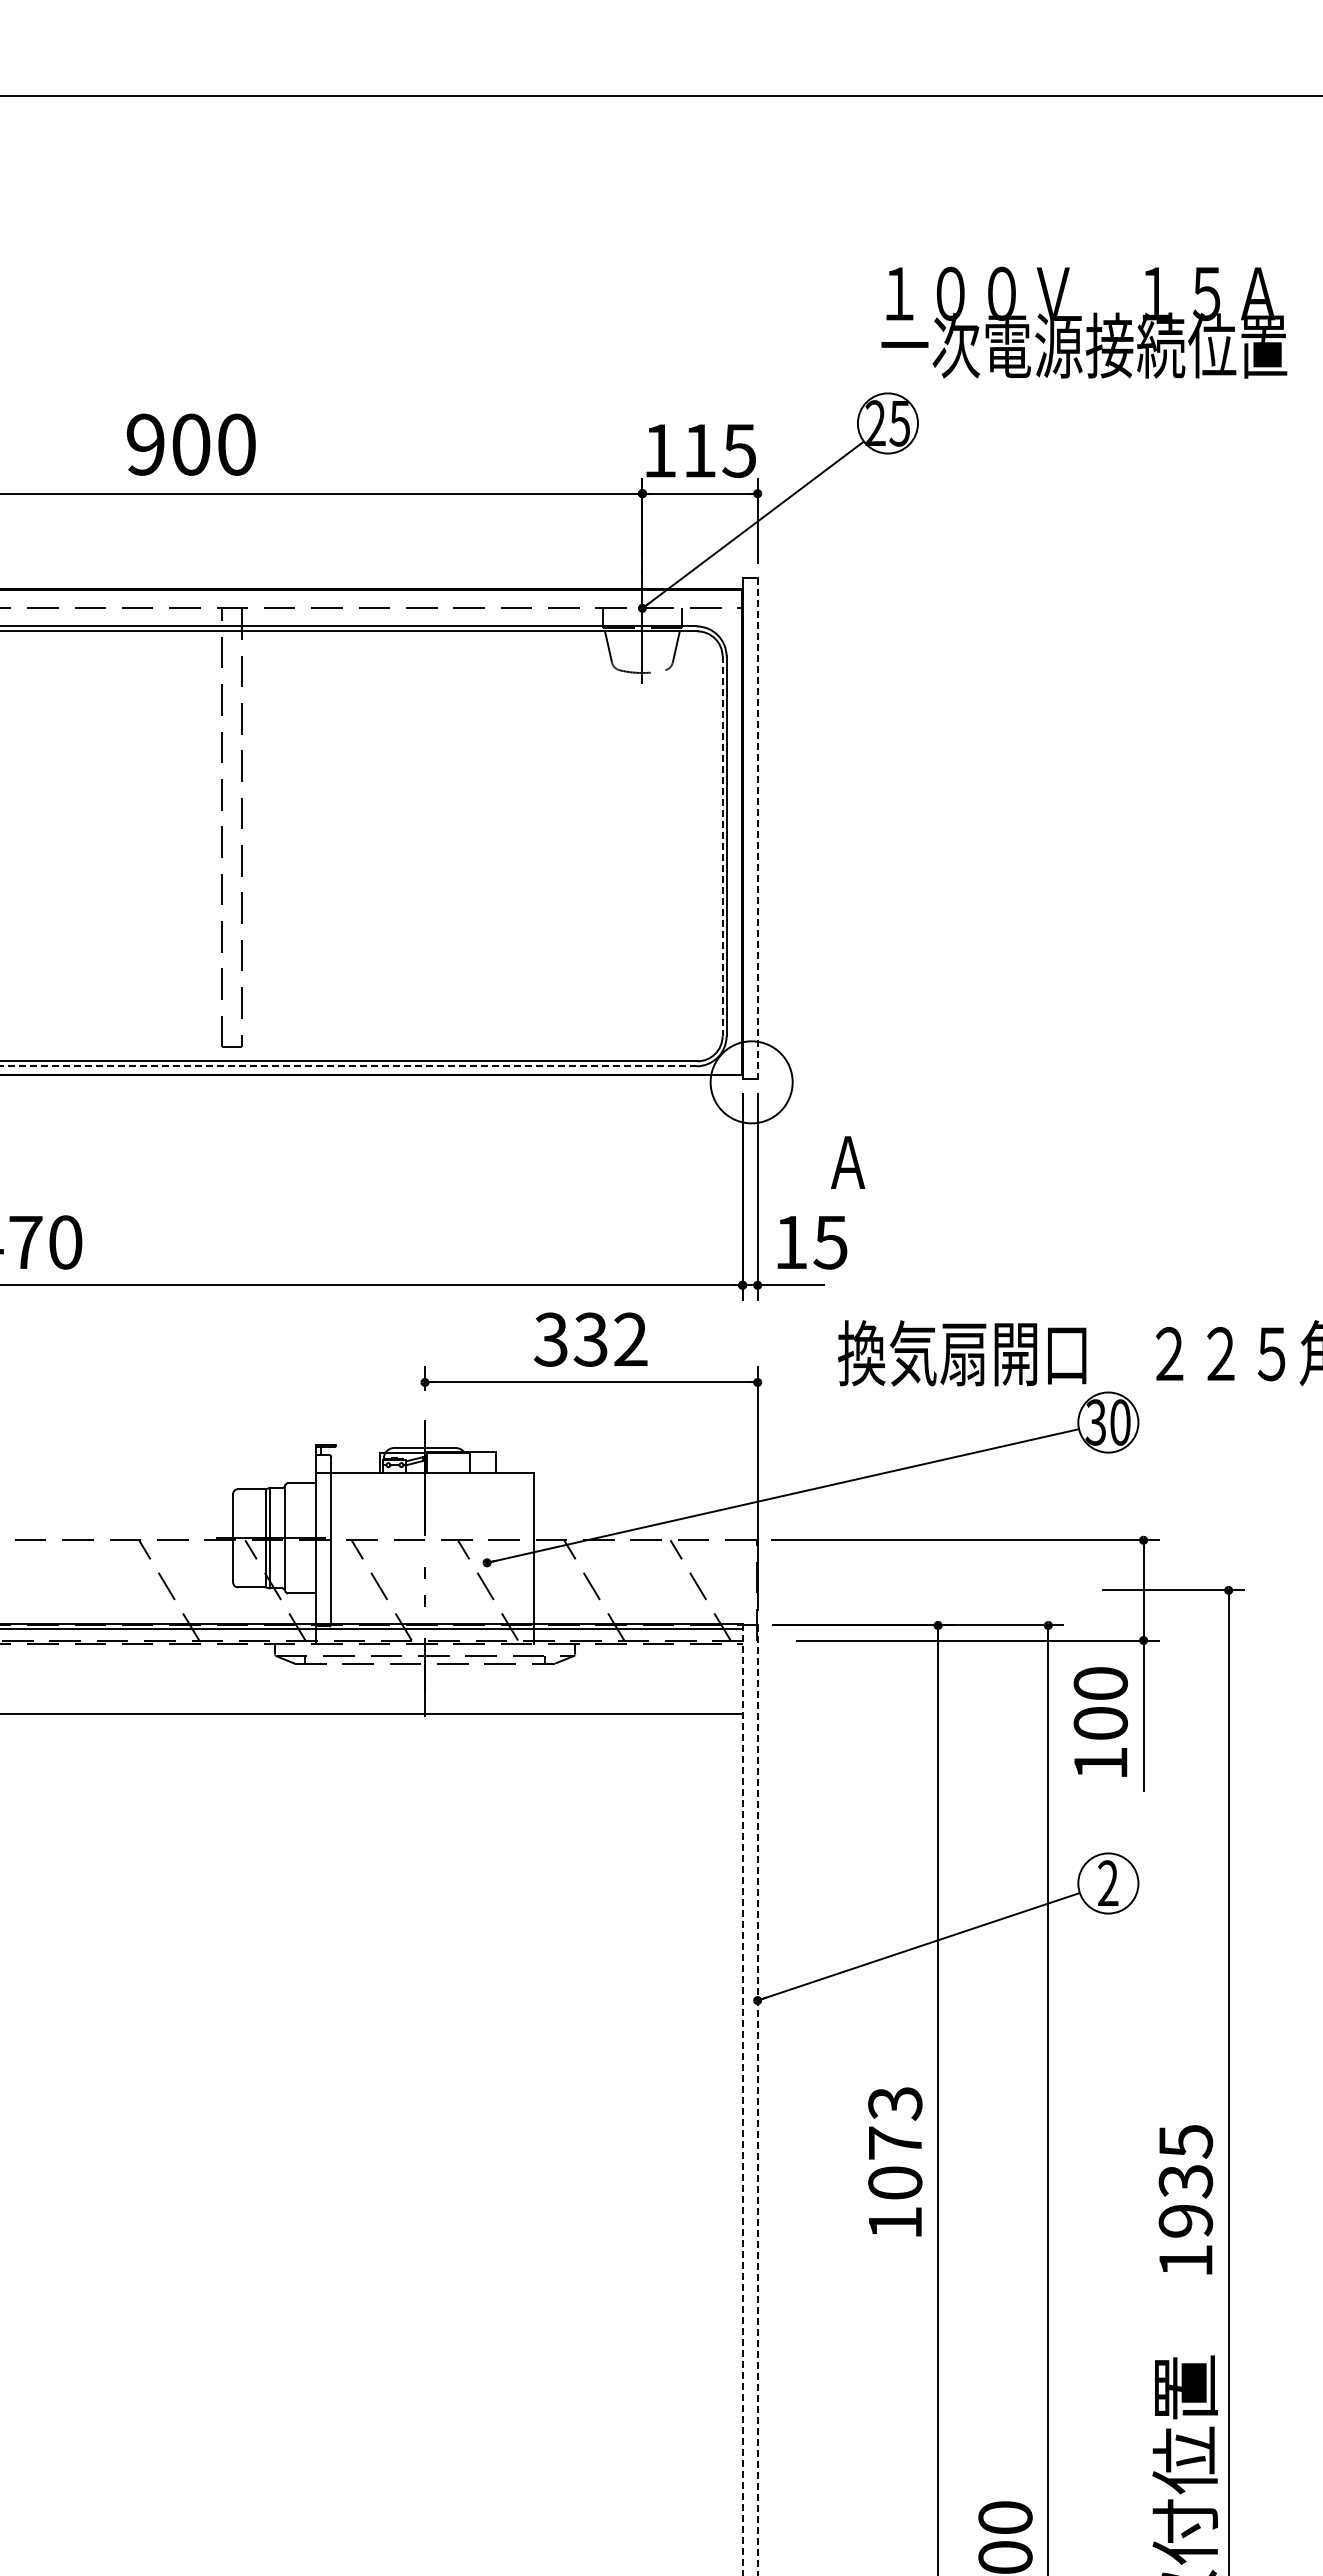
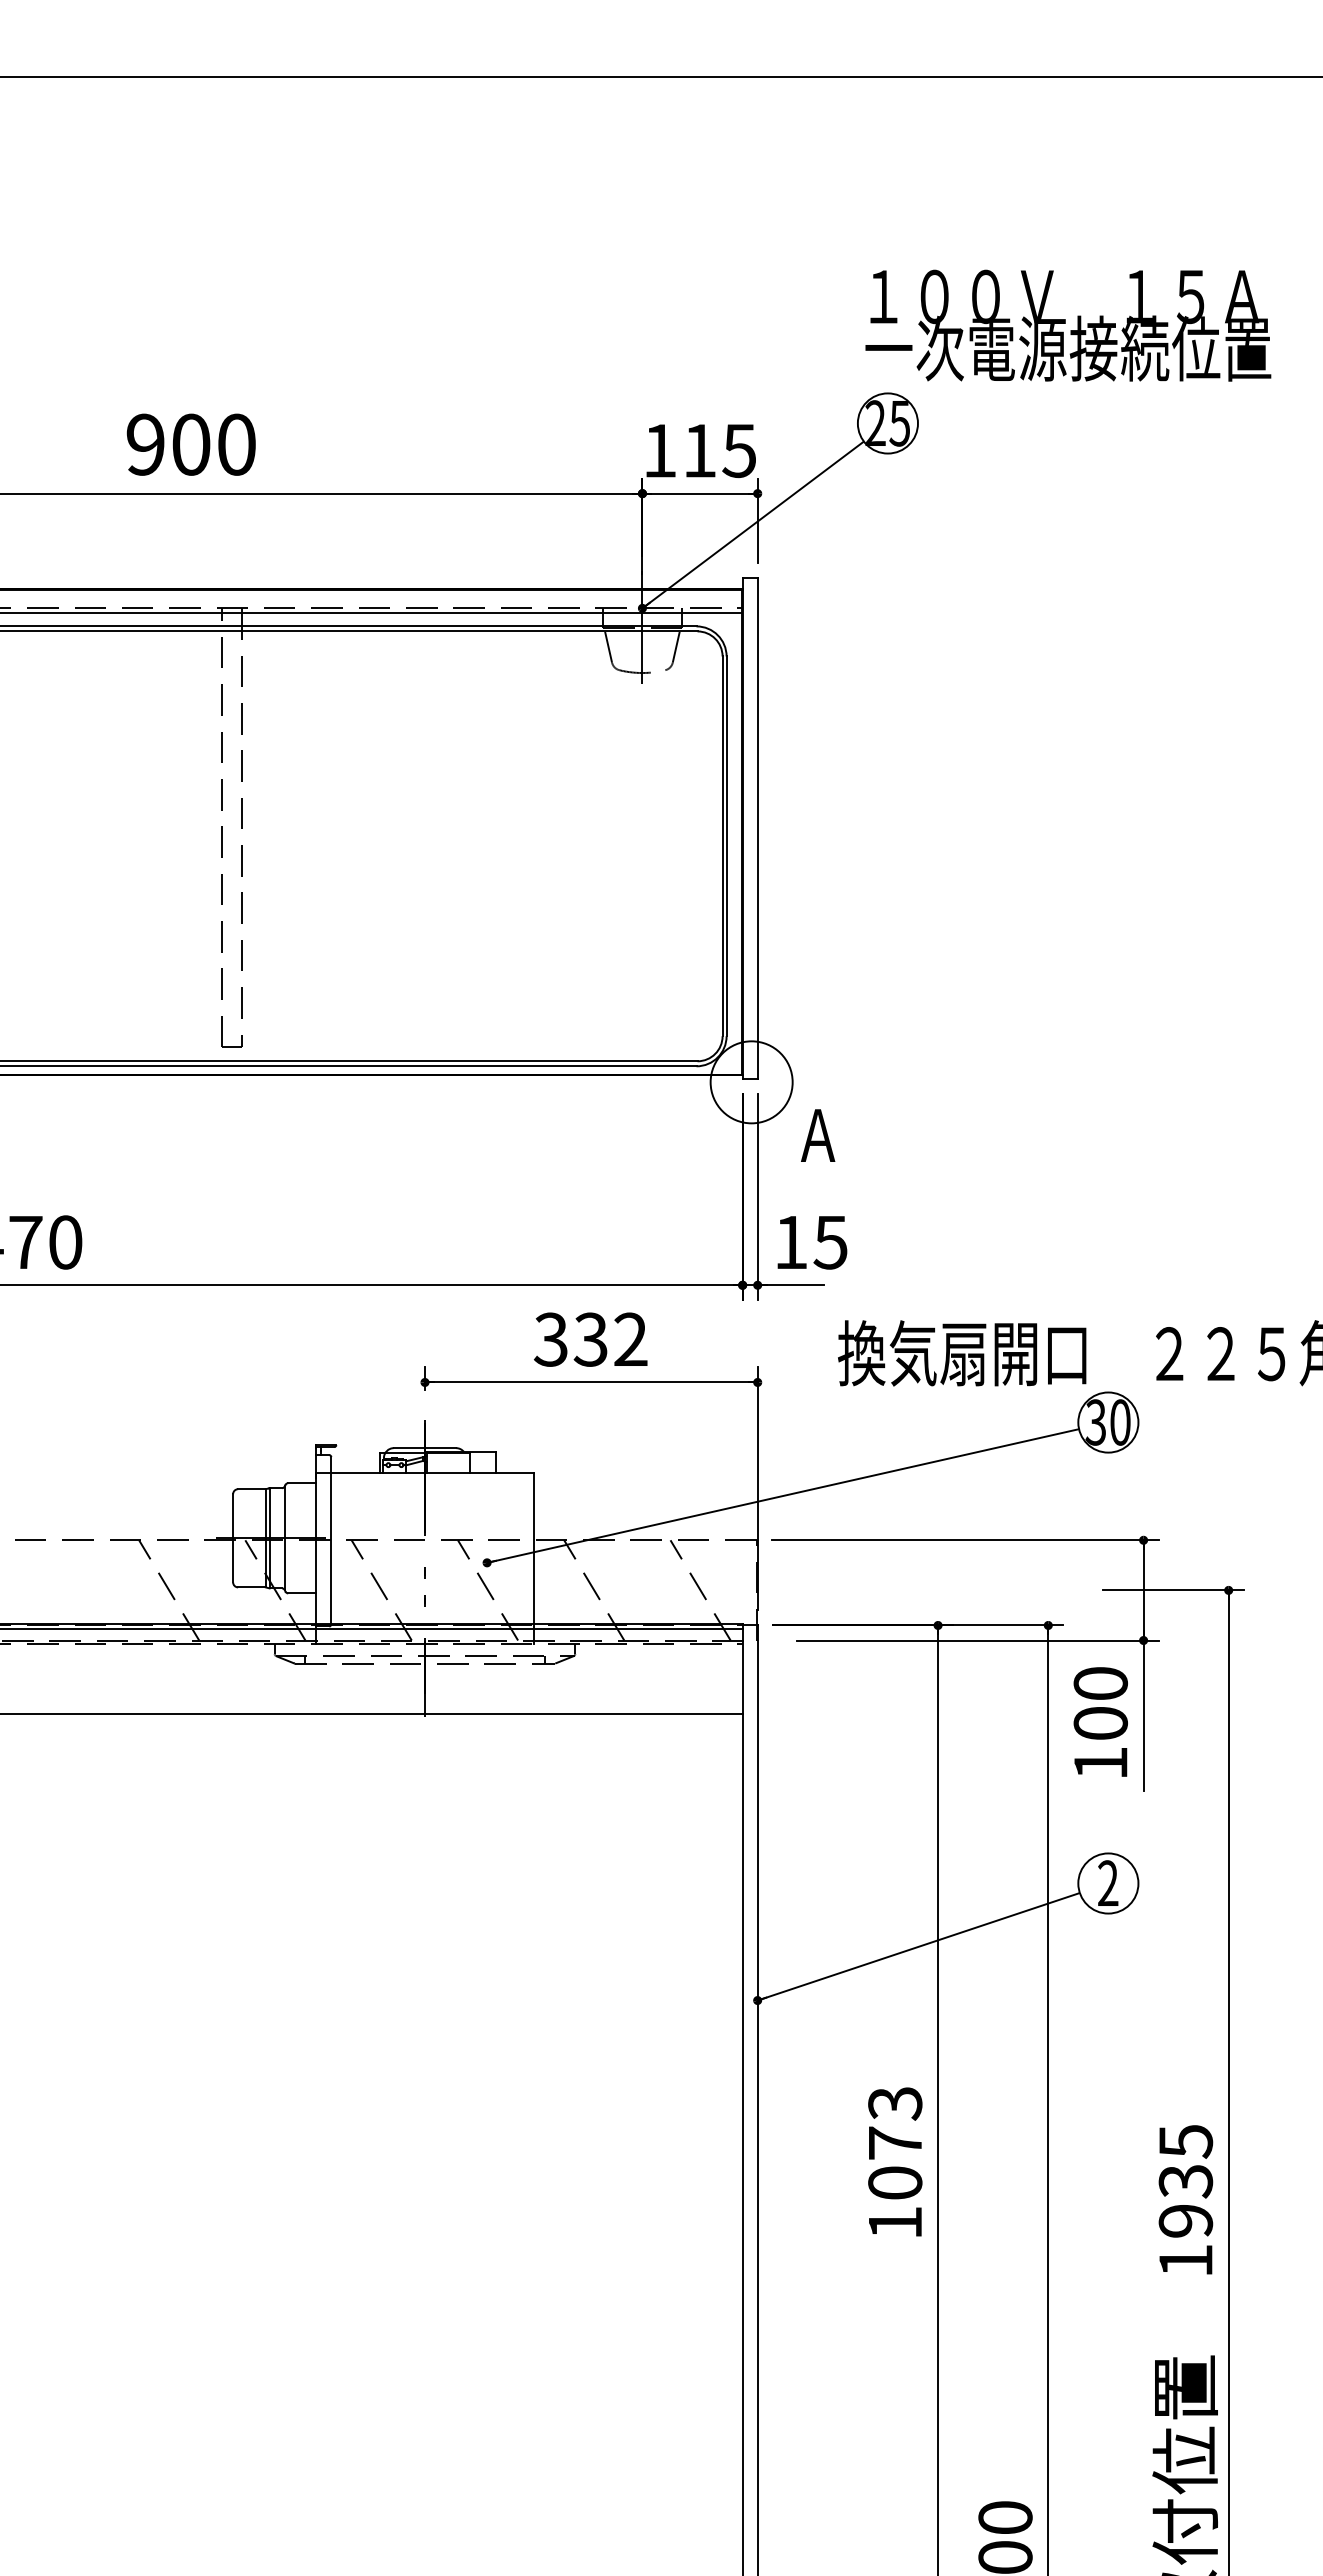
line position: (660, 96) -> (660, 77) (660, 77)
text position: (1084, 322) -> (1068, 325) (1068, 325)
line: none -> present (371, 613)
line: dashed -> solid (757, 828)
line: dashed -> solid (722, 846)
line: dashed -> solid (348, 1066)
text position: (848, 1162) -> (818, 1135) (818, 1135)
line: dashed -> solid (742, 2100)
line: dashed -> solid (757, 2100)
